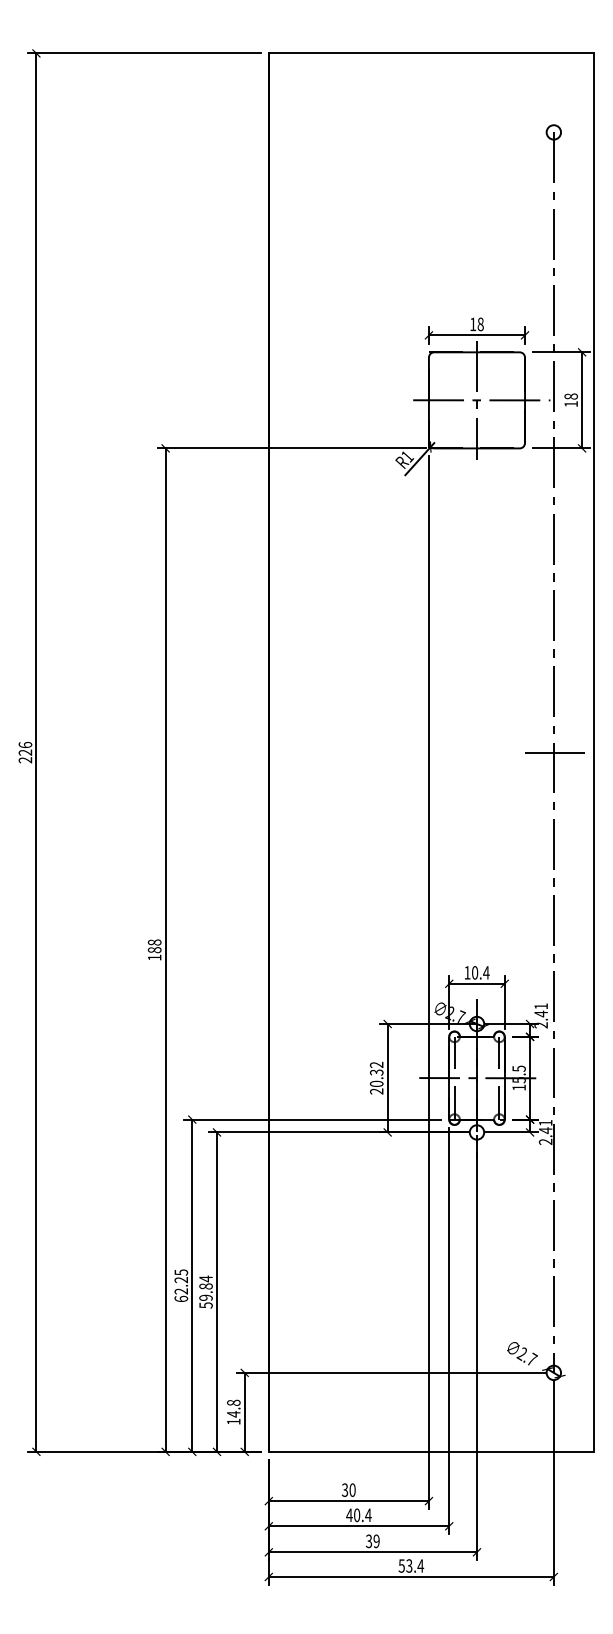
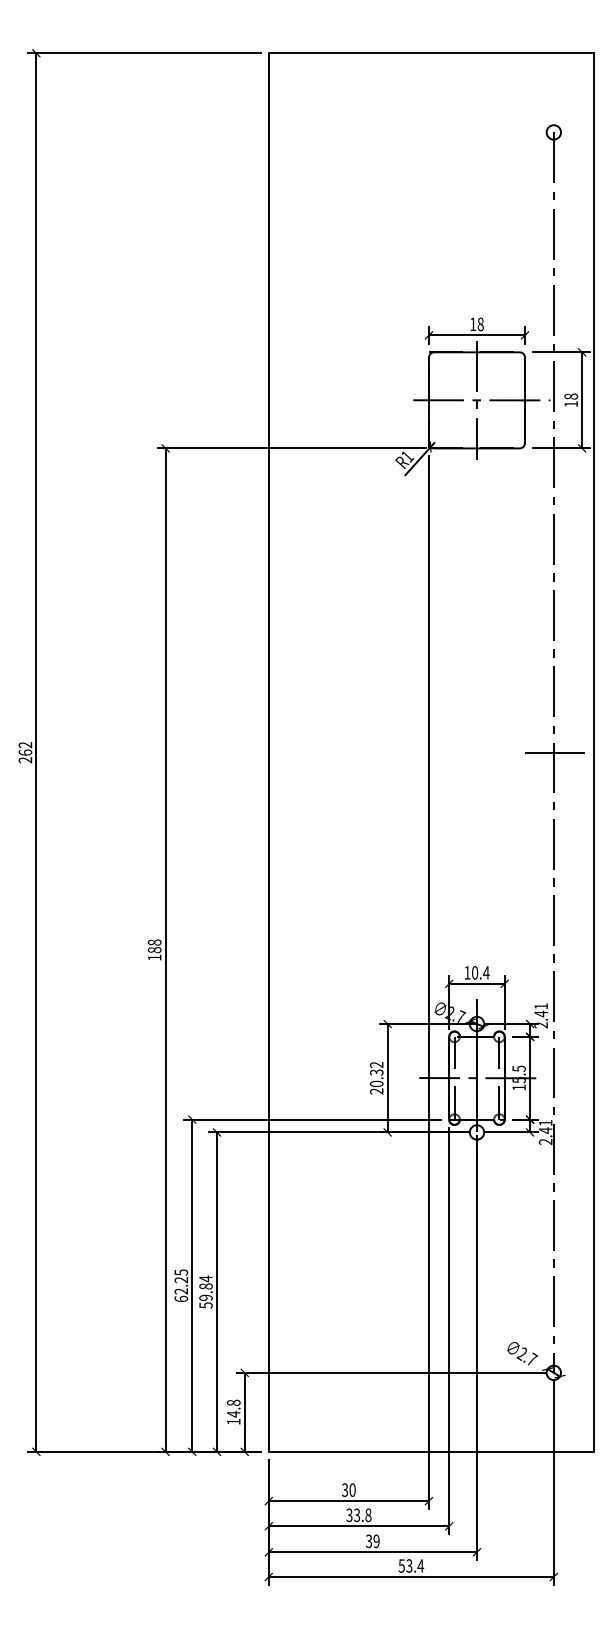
text: 226 -> 262 (25, 748)
text: 40.4 -> 33.8 (358, 1515)
